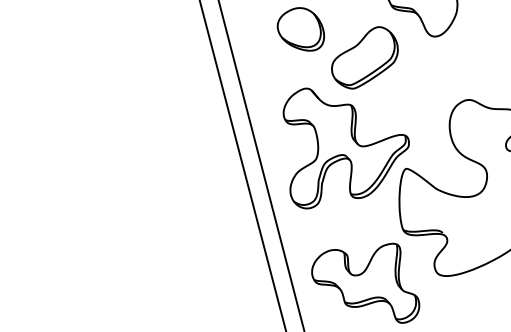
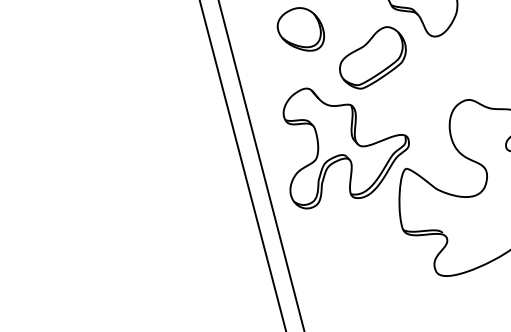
part position: (364, 57) -> (372, 57) (372, 57)
part: present -> none (365, 282)
